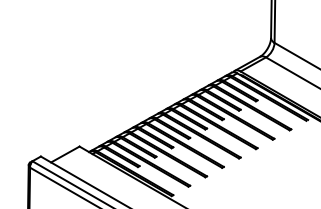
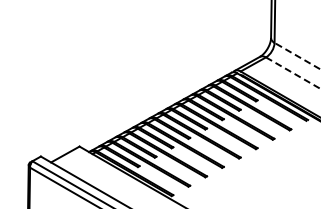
line: solid -> dashed (297, 55)
line: solid -> dashed (293, 73)
